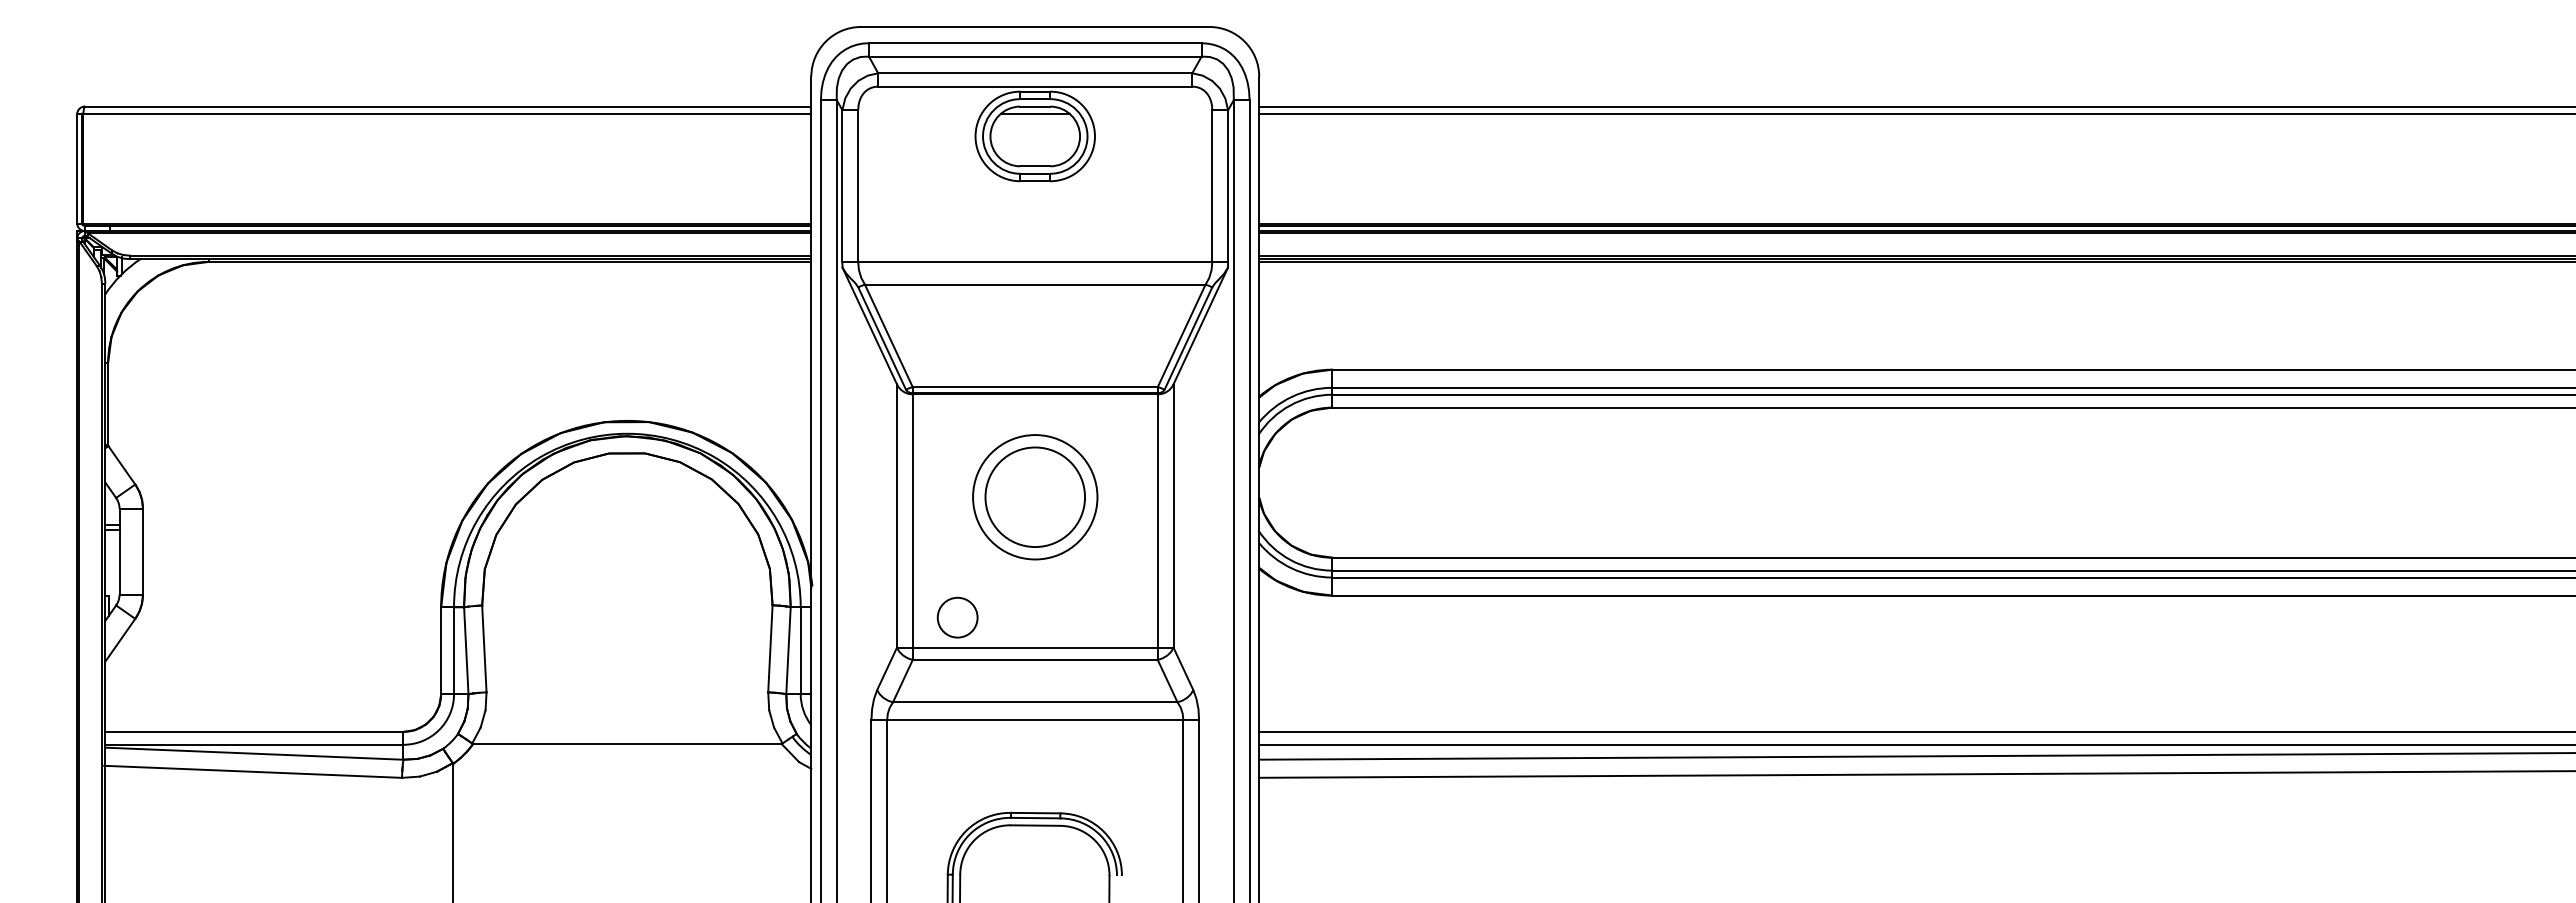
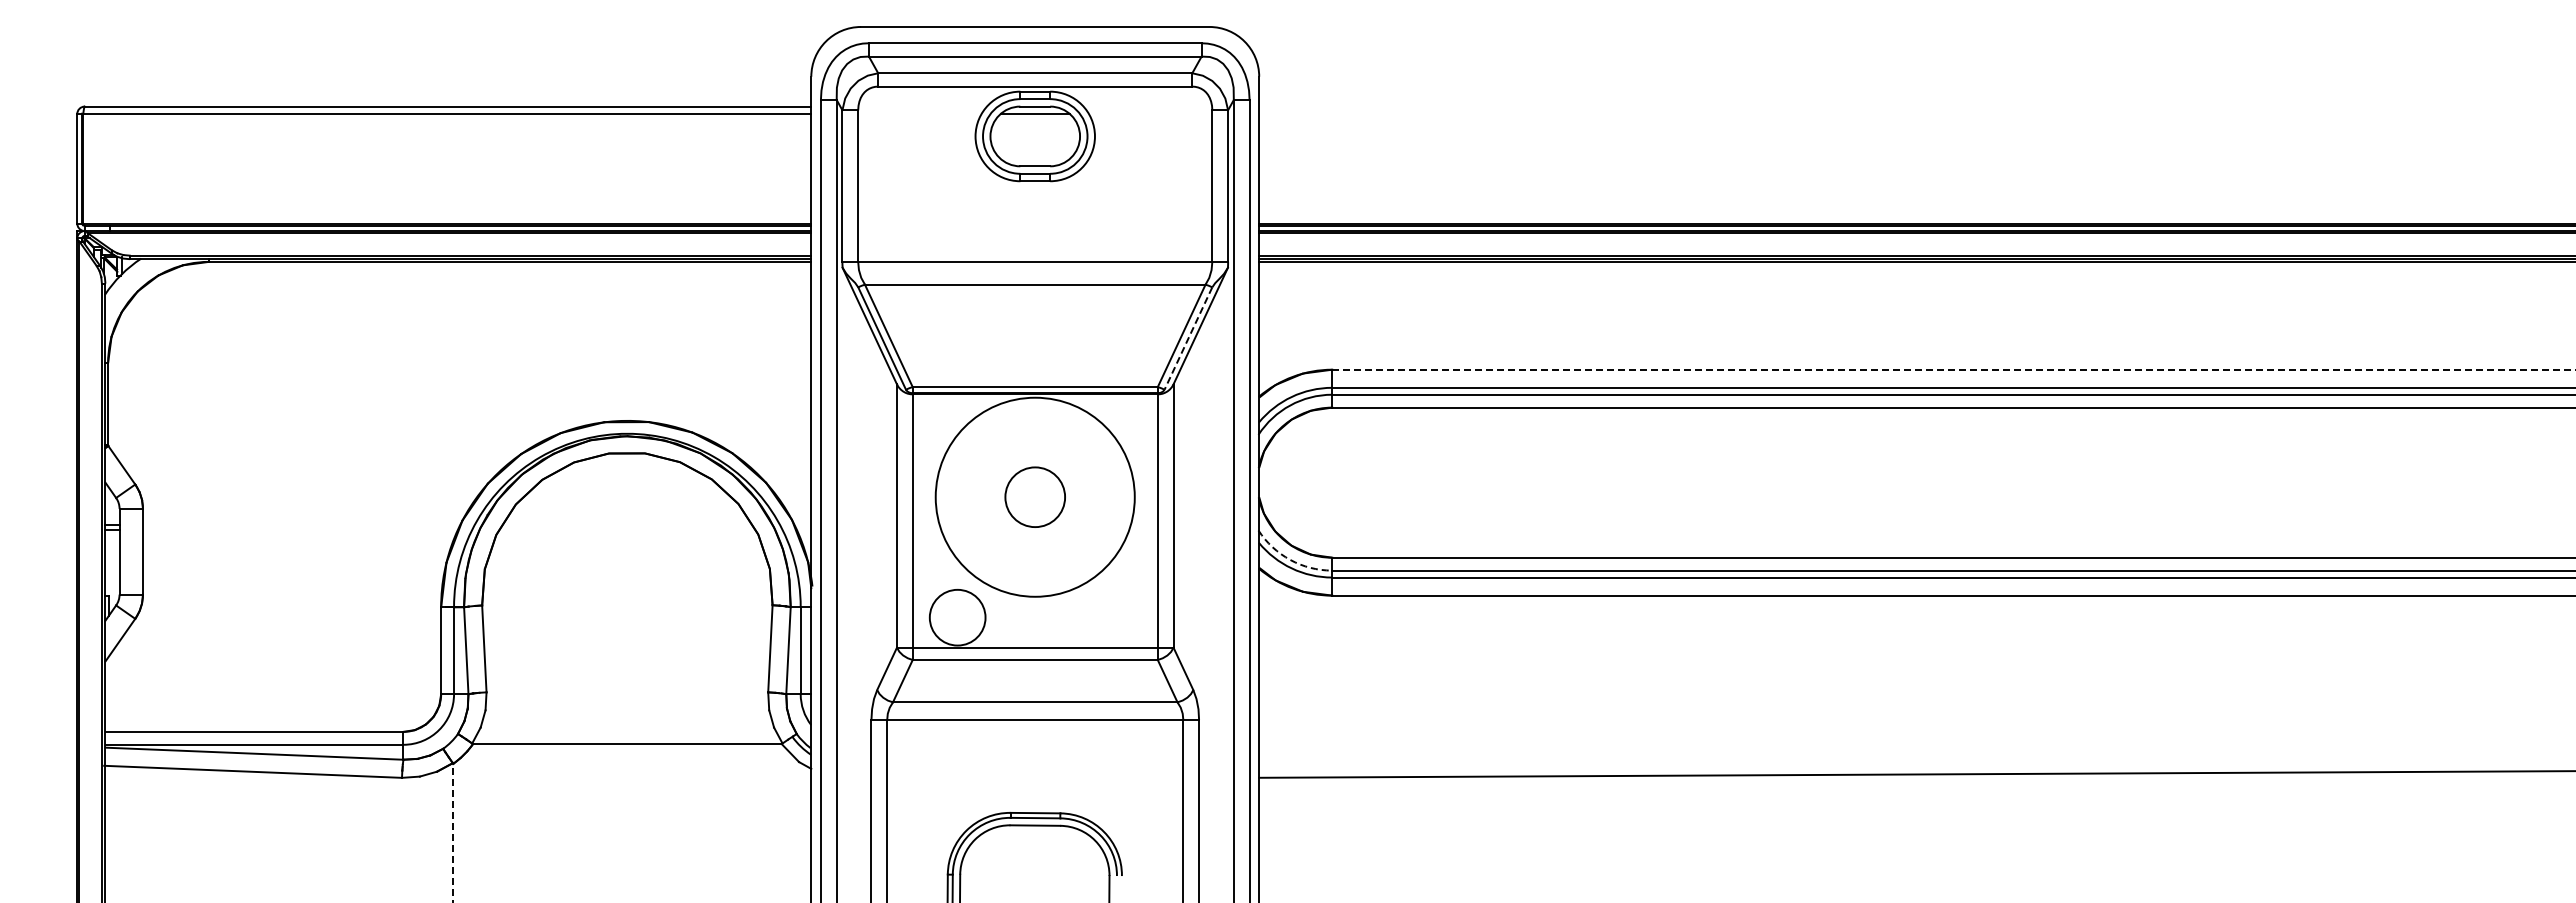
line: present -> none (1915, 106)
line: present -> none (1915, 114)
line: solid -> dashed (1188, 339)
line: solid -> dashed (1954, 369)
circle diameter: 100 px -> 60 px (1035, 497)
circle diameter: 124 px -> 199 px (1034, 496)
arc: solid -> dashed (1290, 559)
circle diameter: 40 px -> 56 px (957, 617)
line: present -> none (1915, 731)
line: present -> none (1915, 744)
line: present -> none (1915, 756)
line: solid -> dashed (453, 832)
